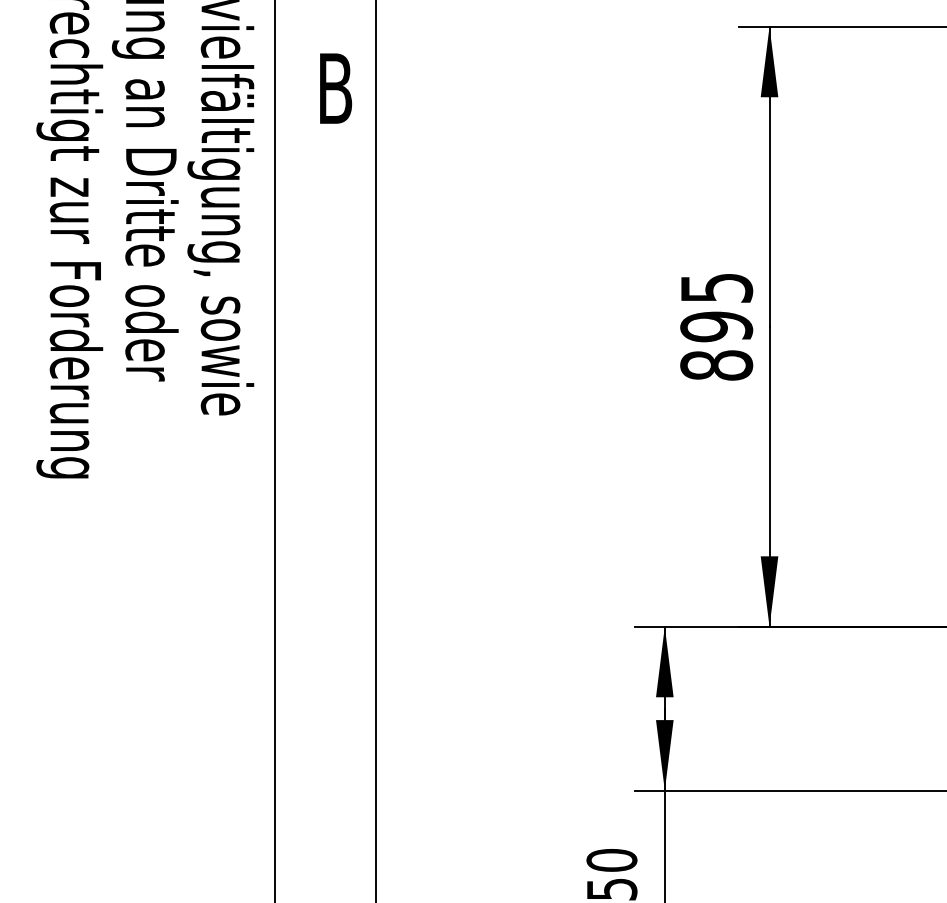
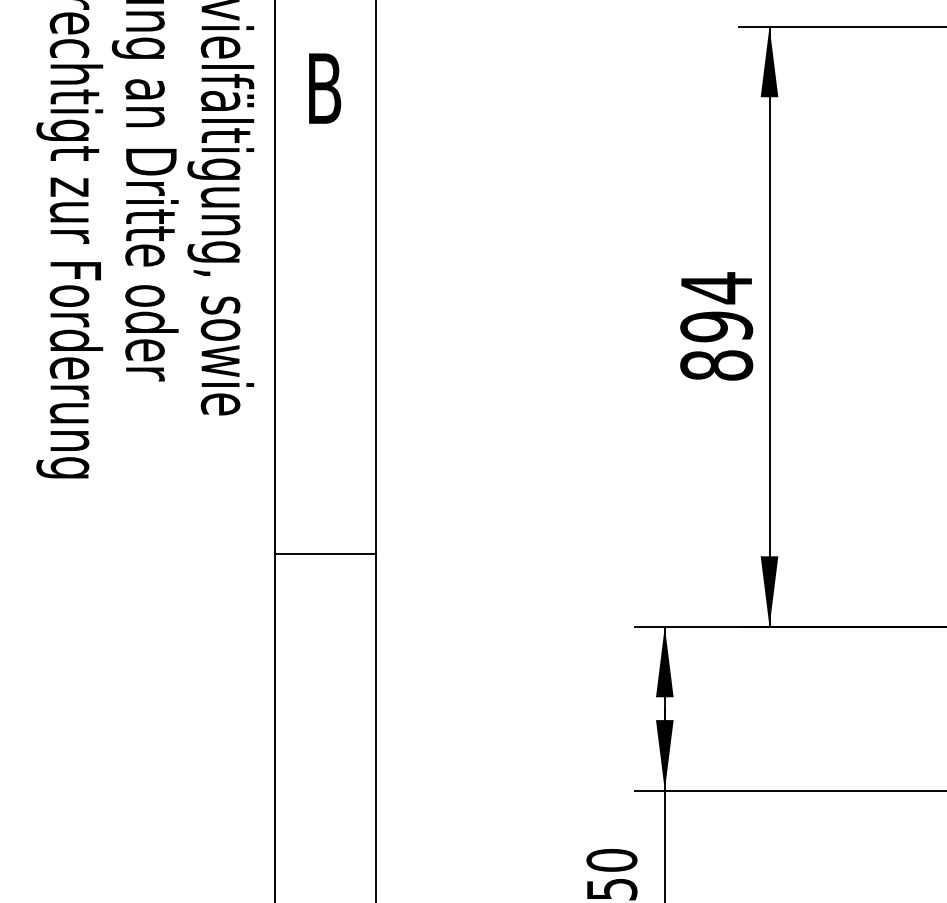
text position: (336, 88) -> (325, 88) (325, 88)
text: 895 -> 894 (717, 288)
line: none -> present (325, 553)
